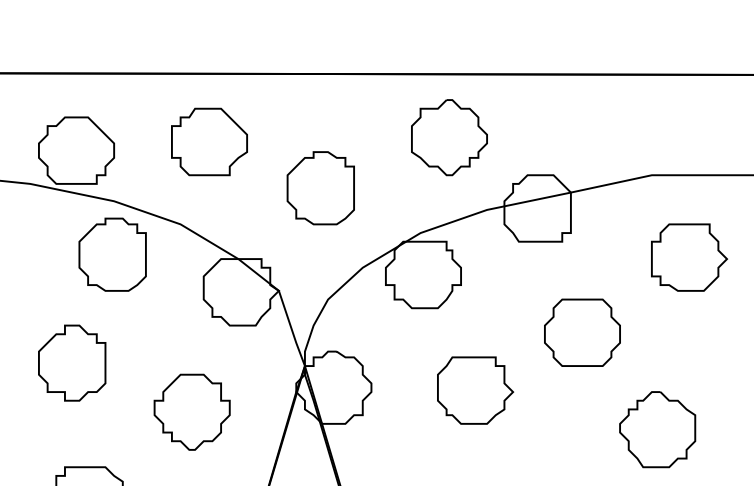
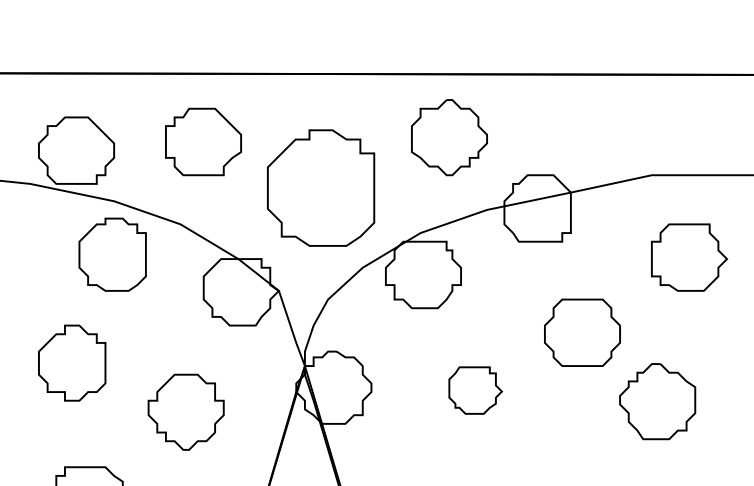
part position: (209, 141) -> (203, 141) (203, 141)
part size: 69x75 px -> 109x118 px (321, 187)
part size: 78x69 px -> 55x49 px (475, 390)
part position: (191, 411) -> (185, 411) (185, 411)
part position: (657, 429) -> (657, 401) (657, 401)
